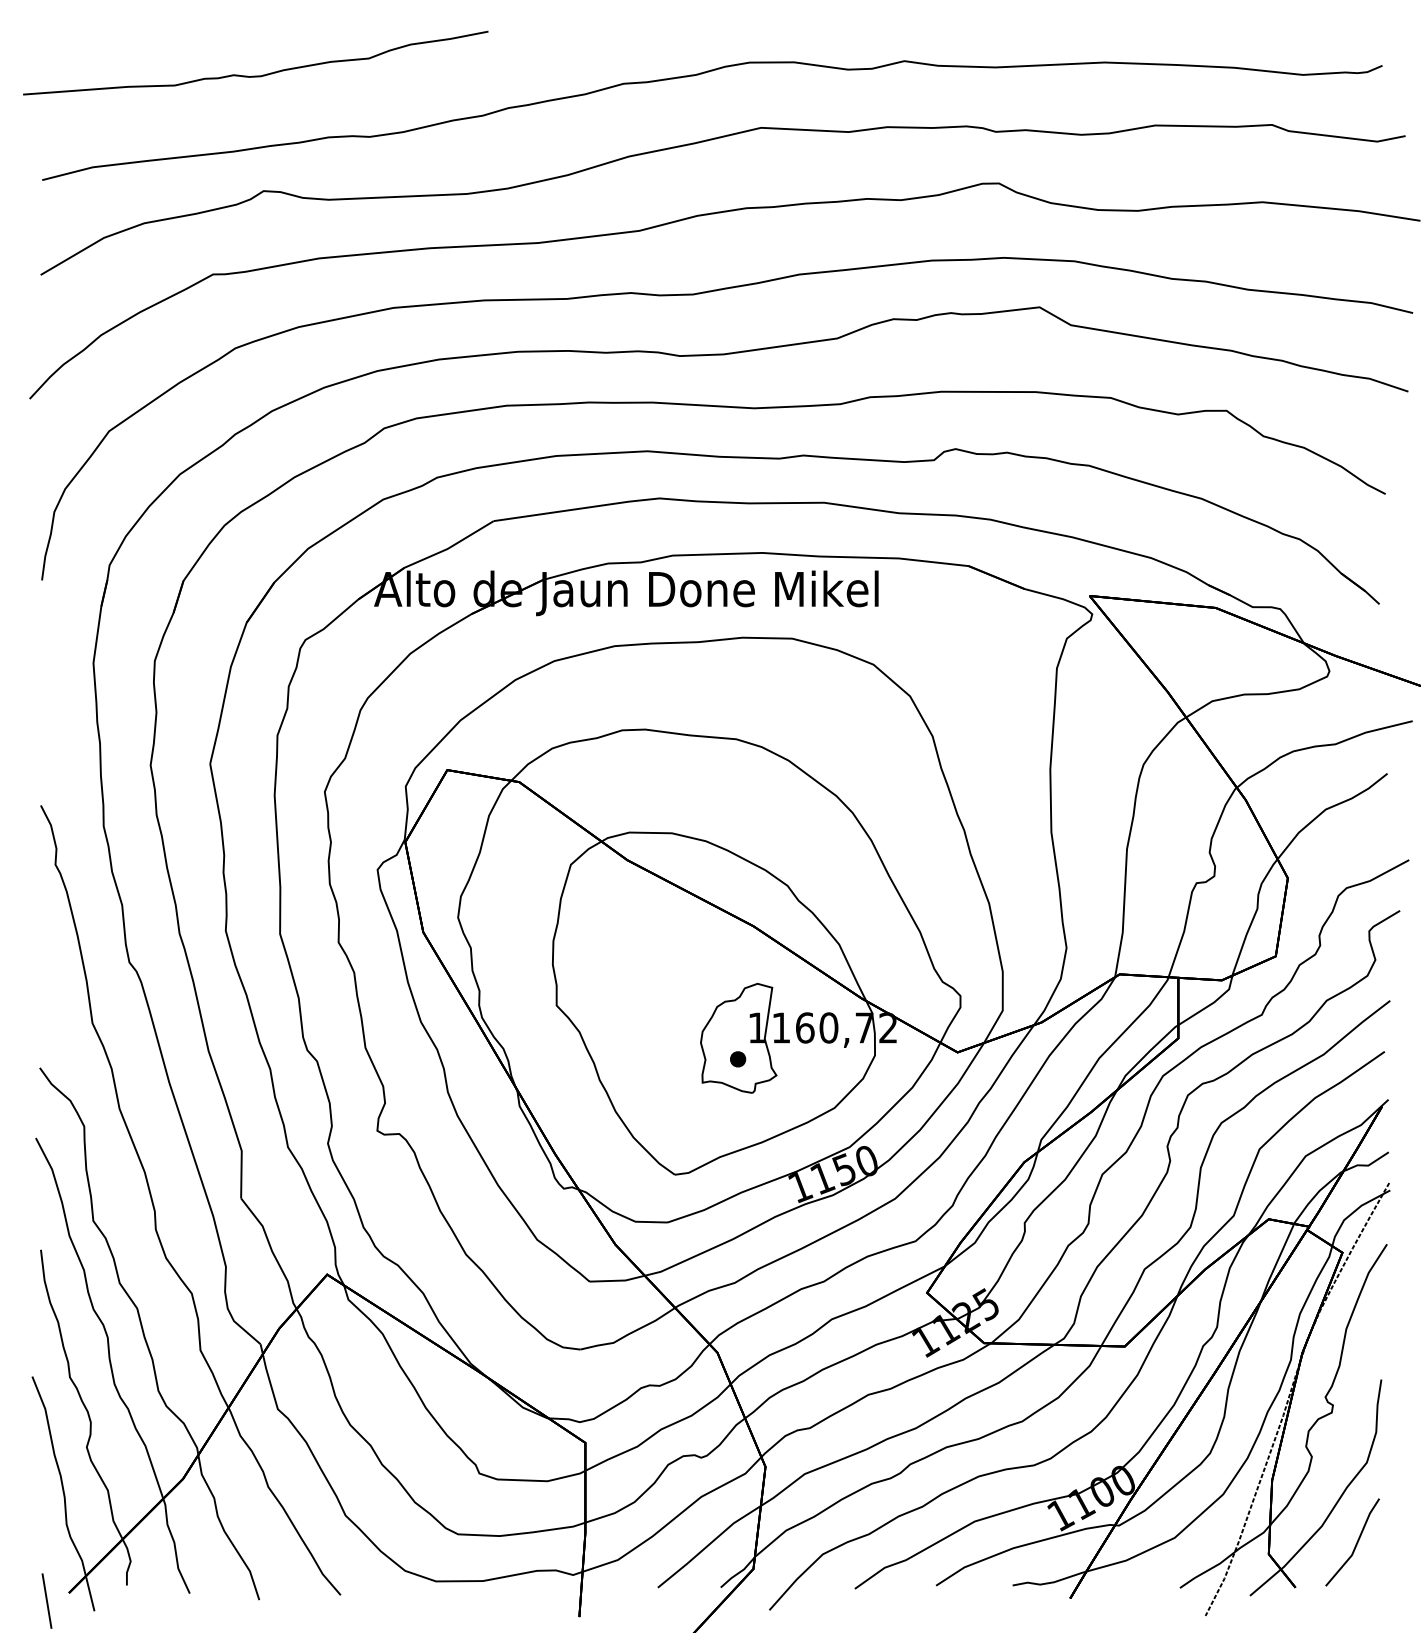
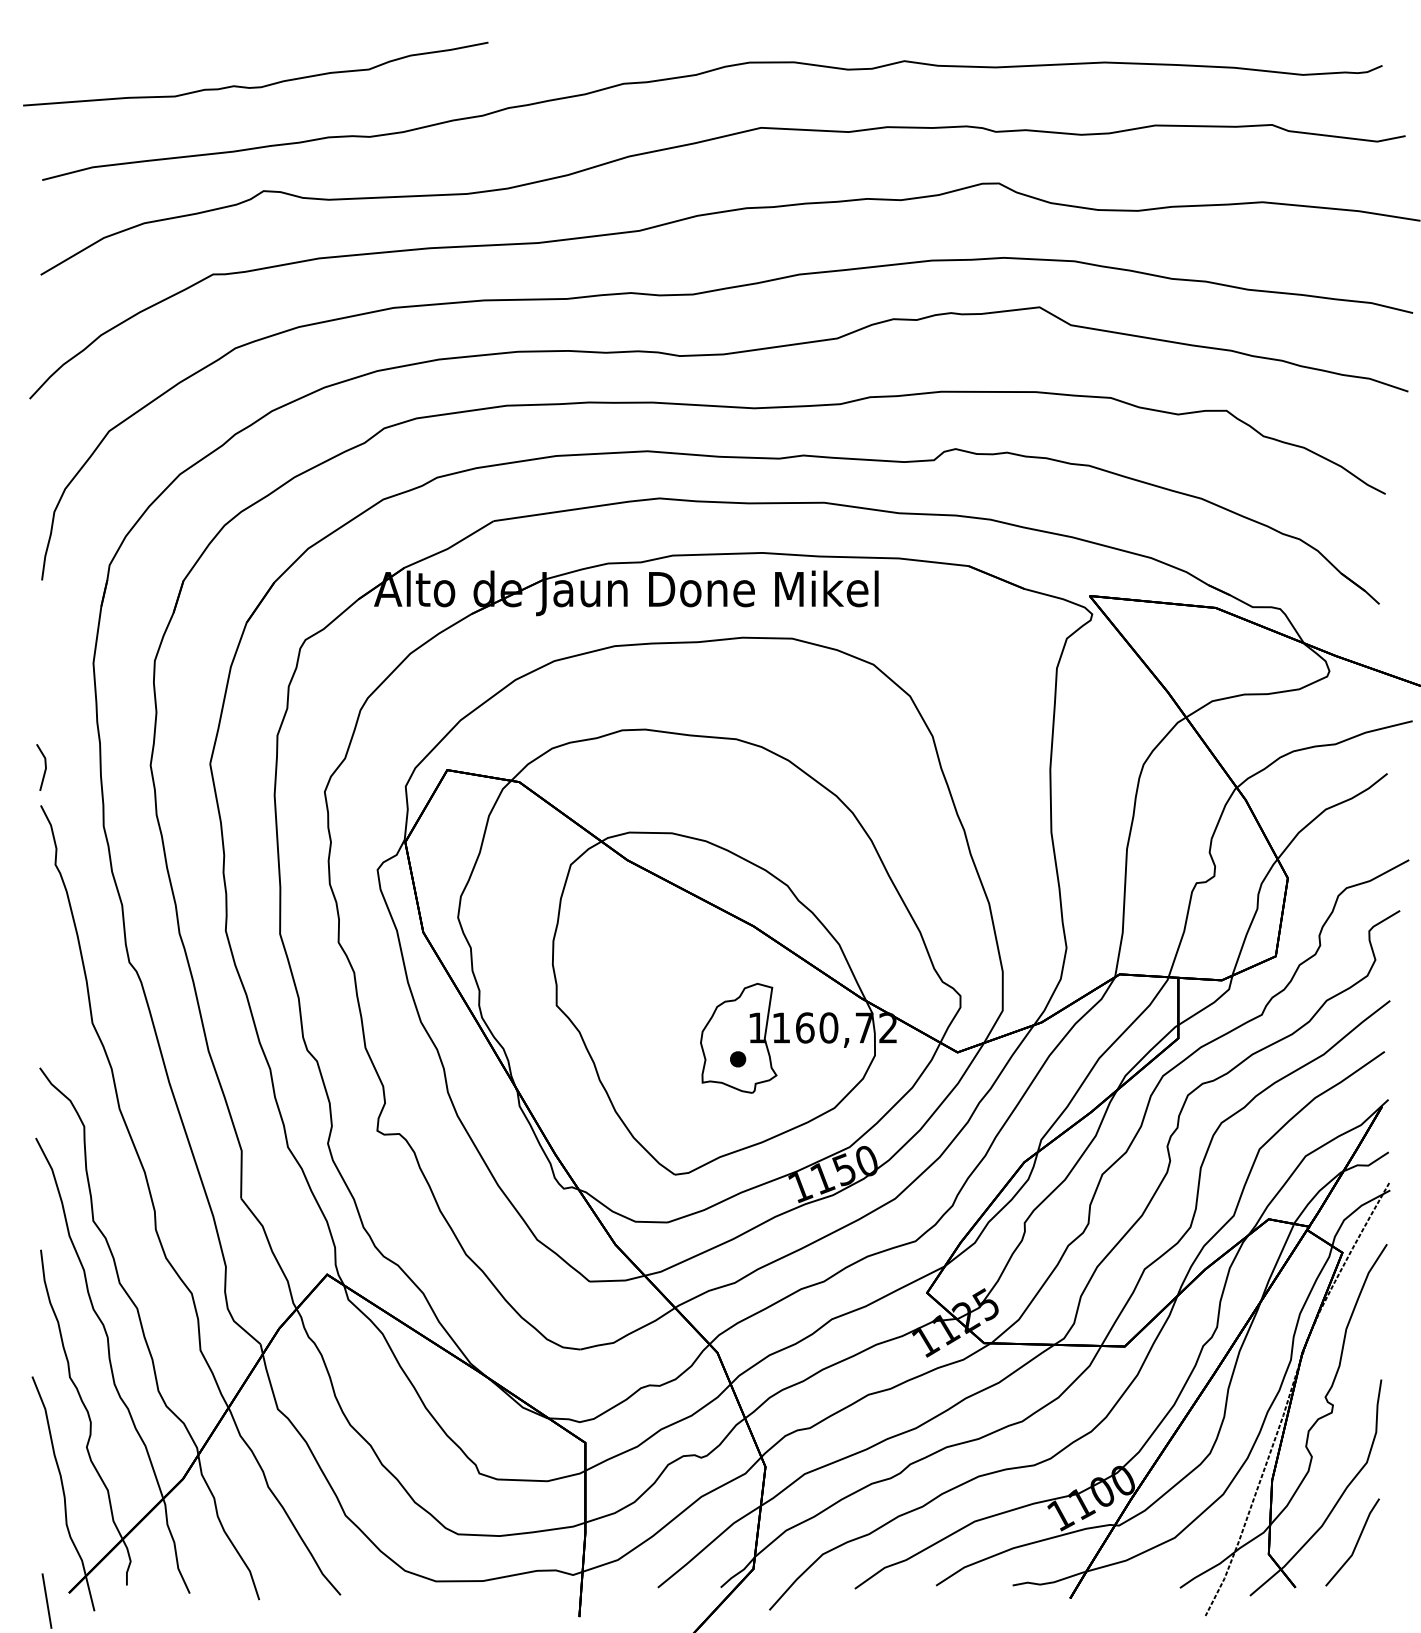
part position: (255, 75) -> (255, 86) (255, 86)
line: none -> present (44, 765)
